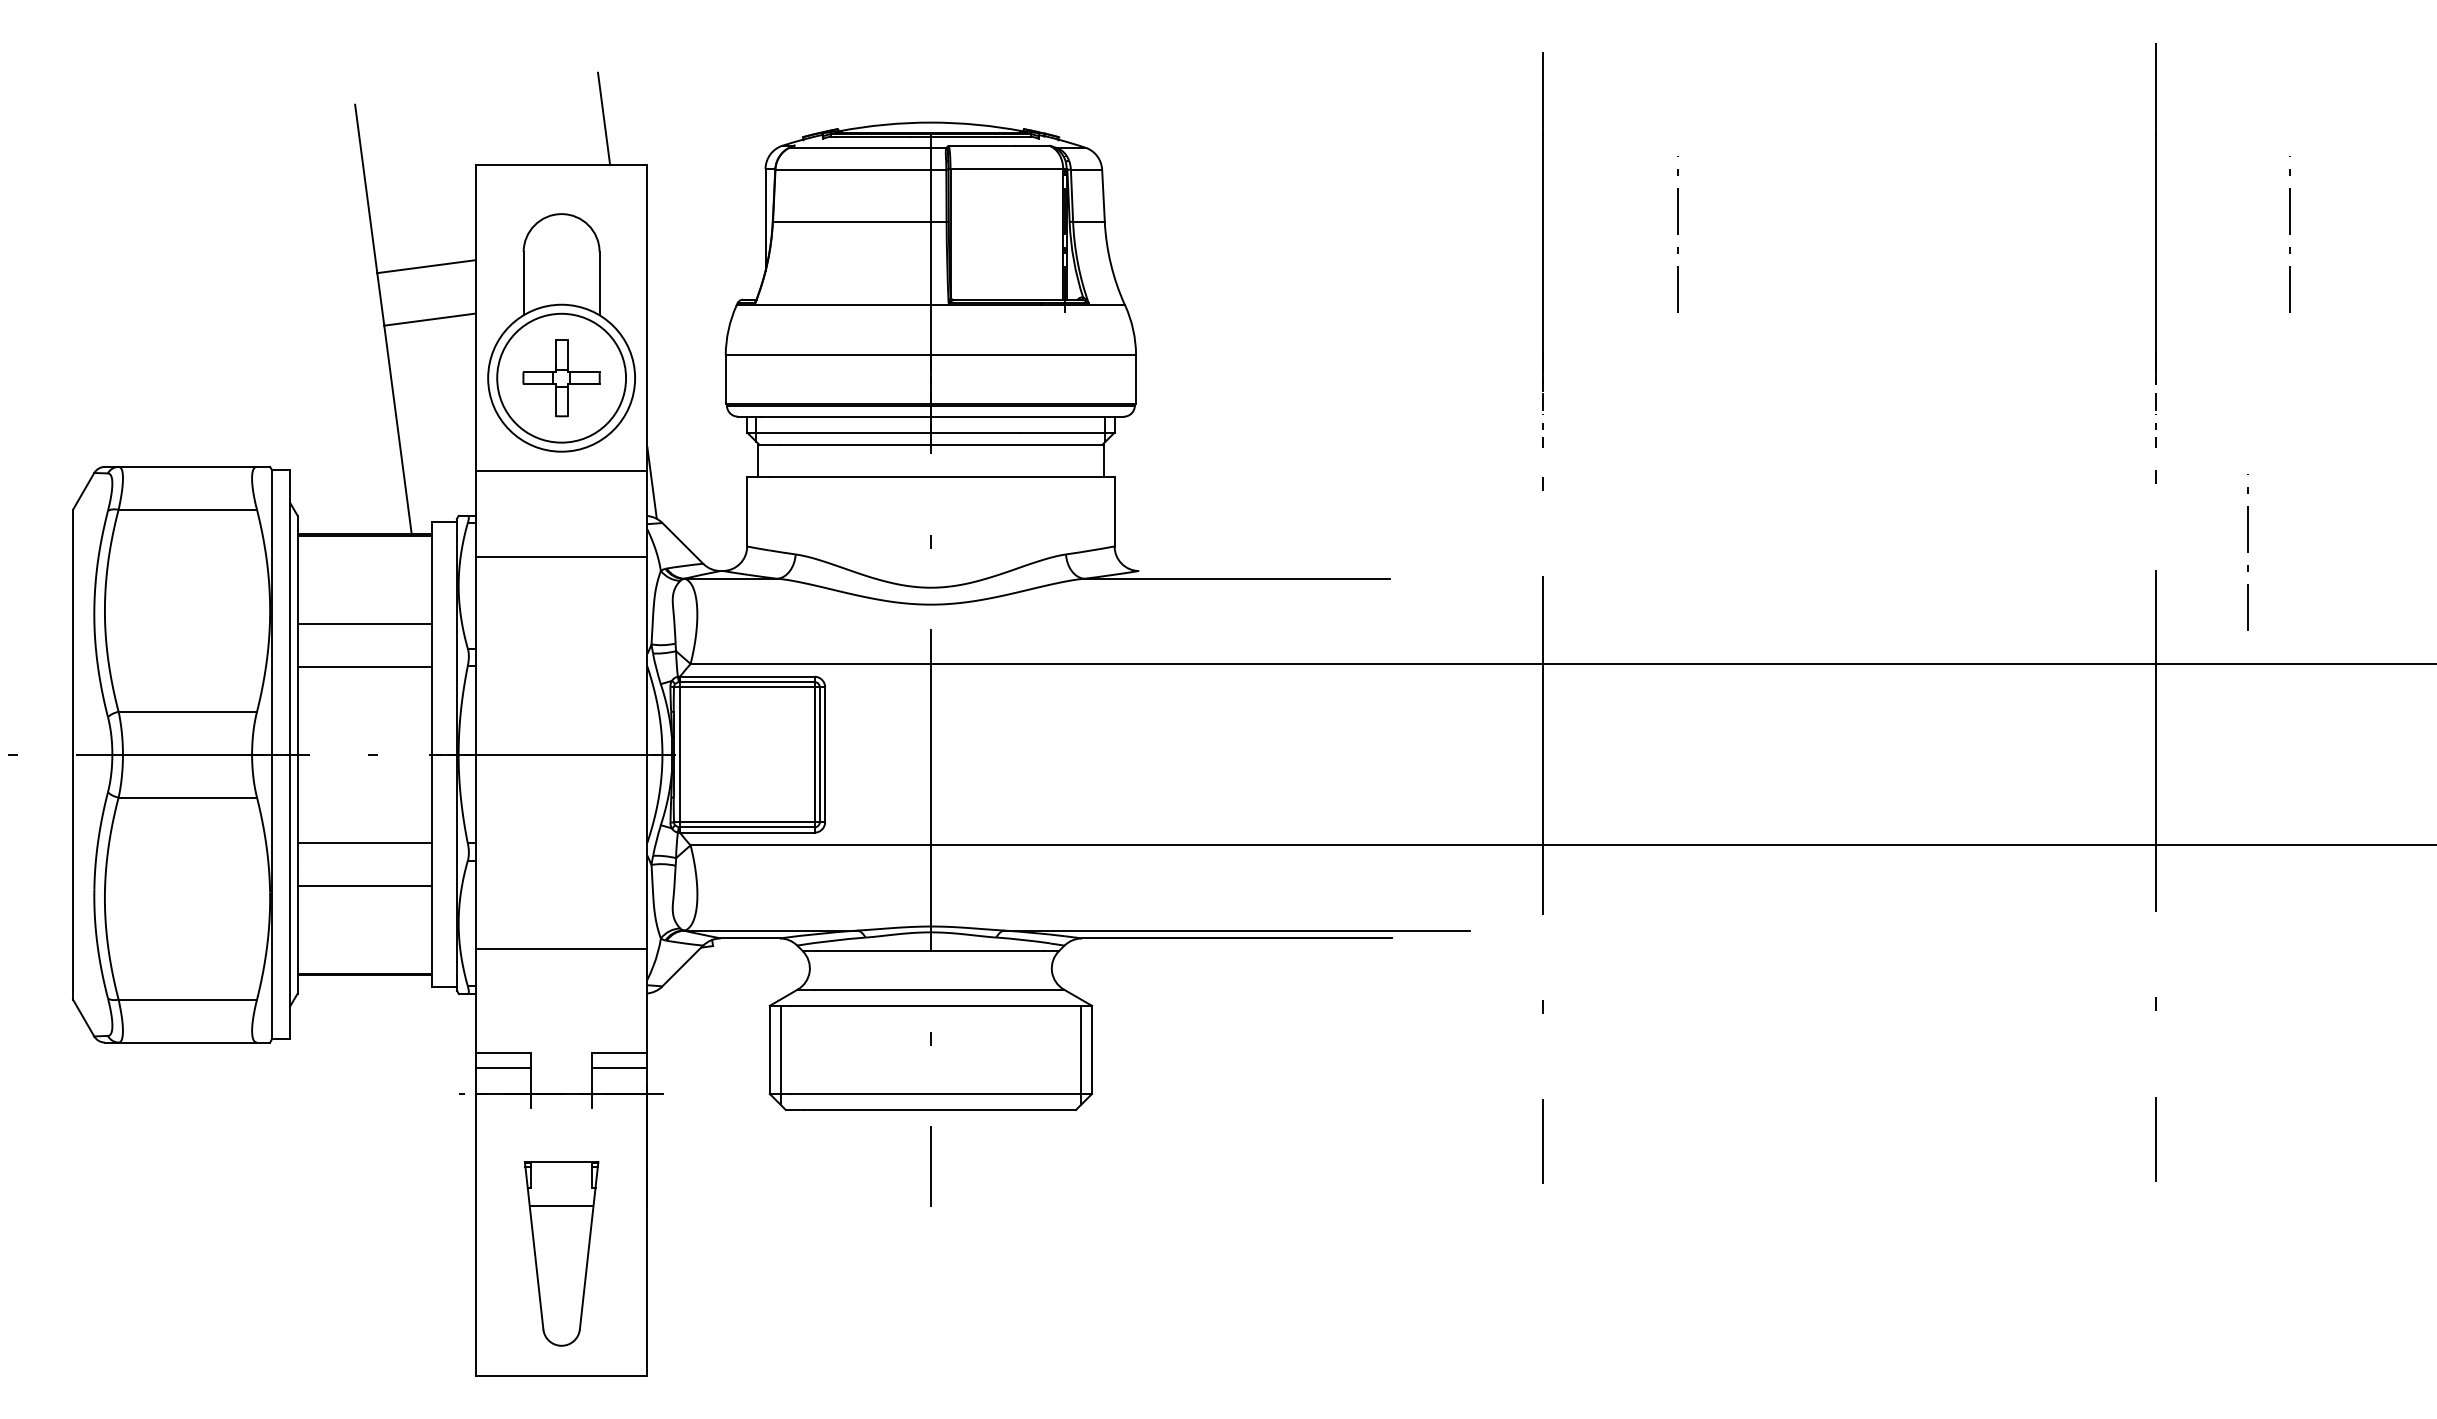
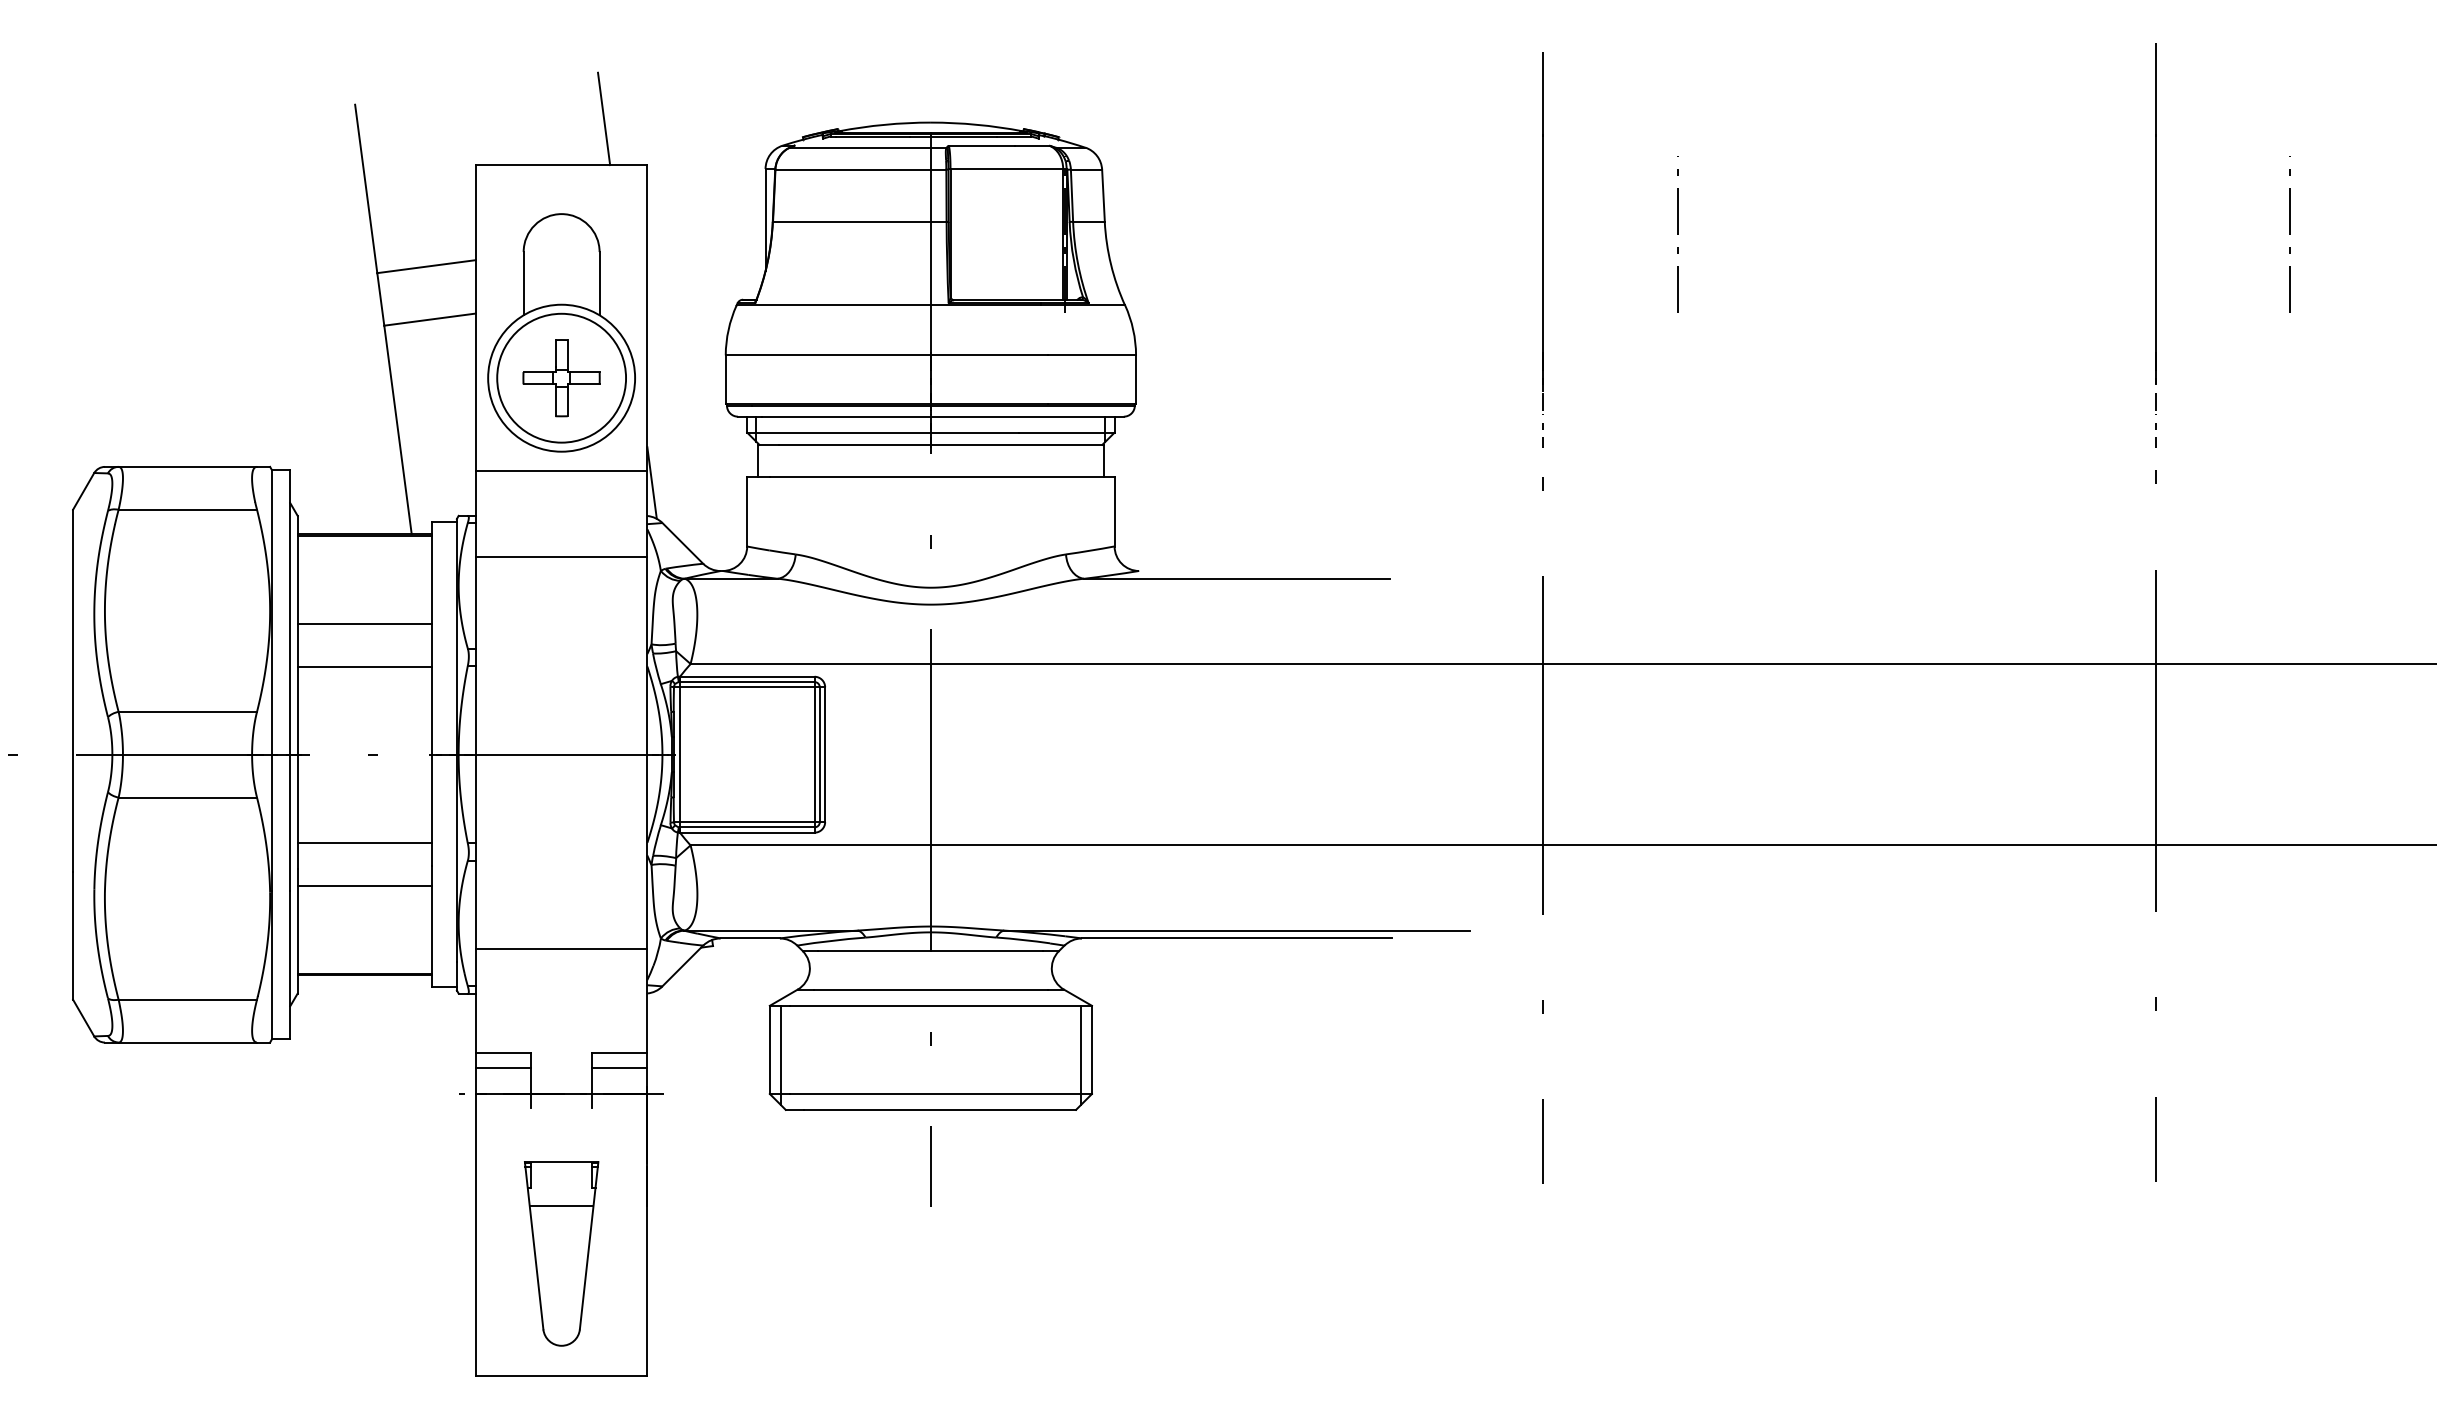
line: present -> none (2247, 552)
